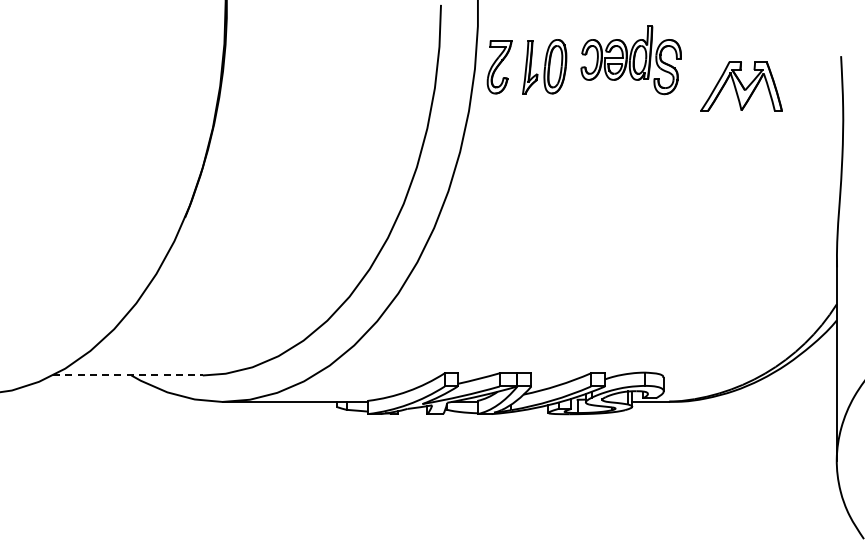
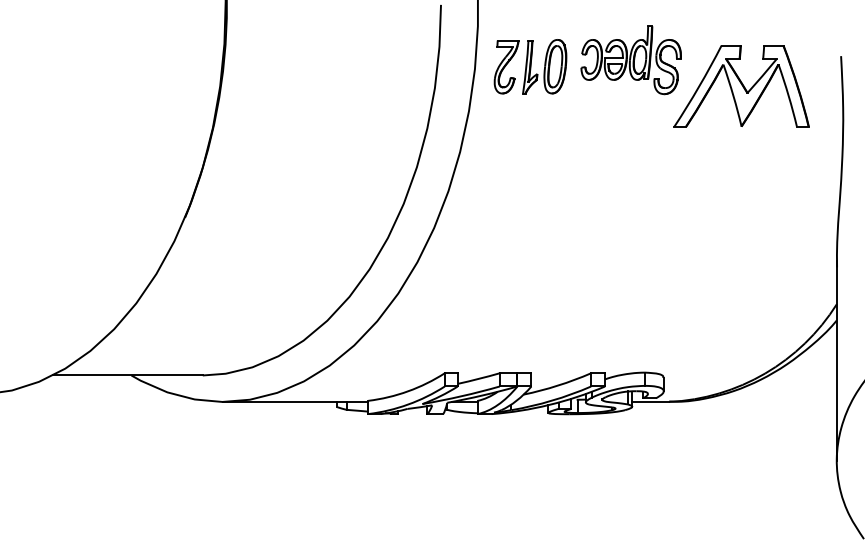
part position: (499, 67) -> (506, 67) (506, 67)
part size: 83x51 px -> 137x83 px (741, 86)
line: dashed -> solid (127, 375)
